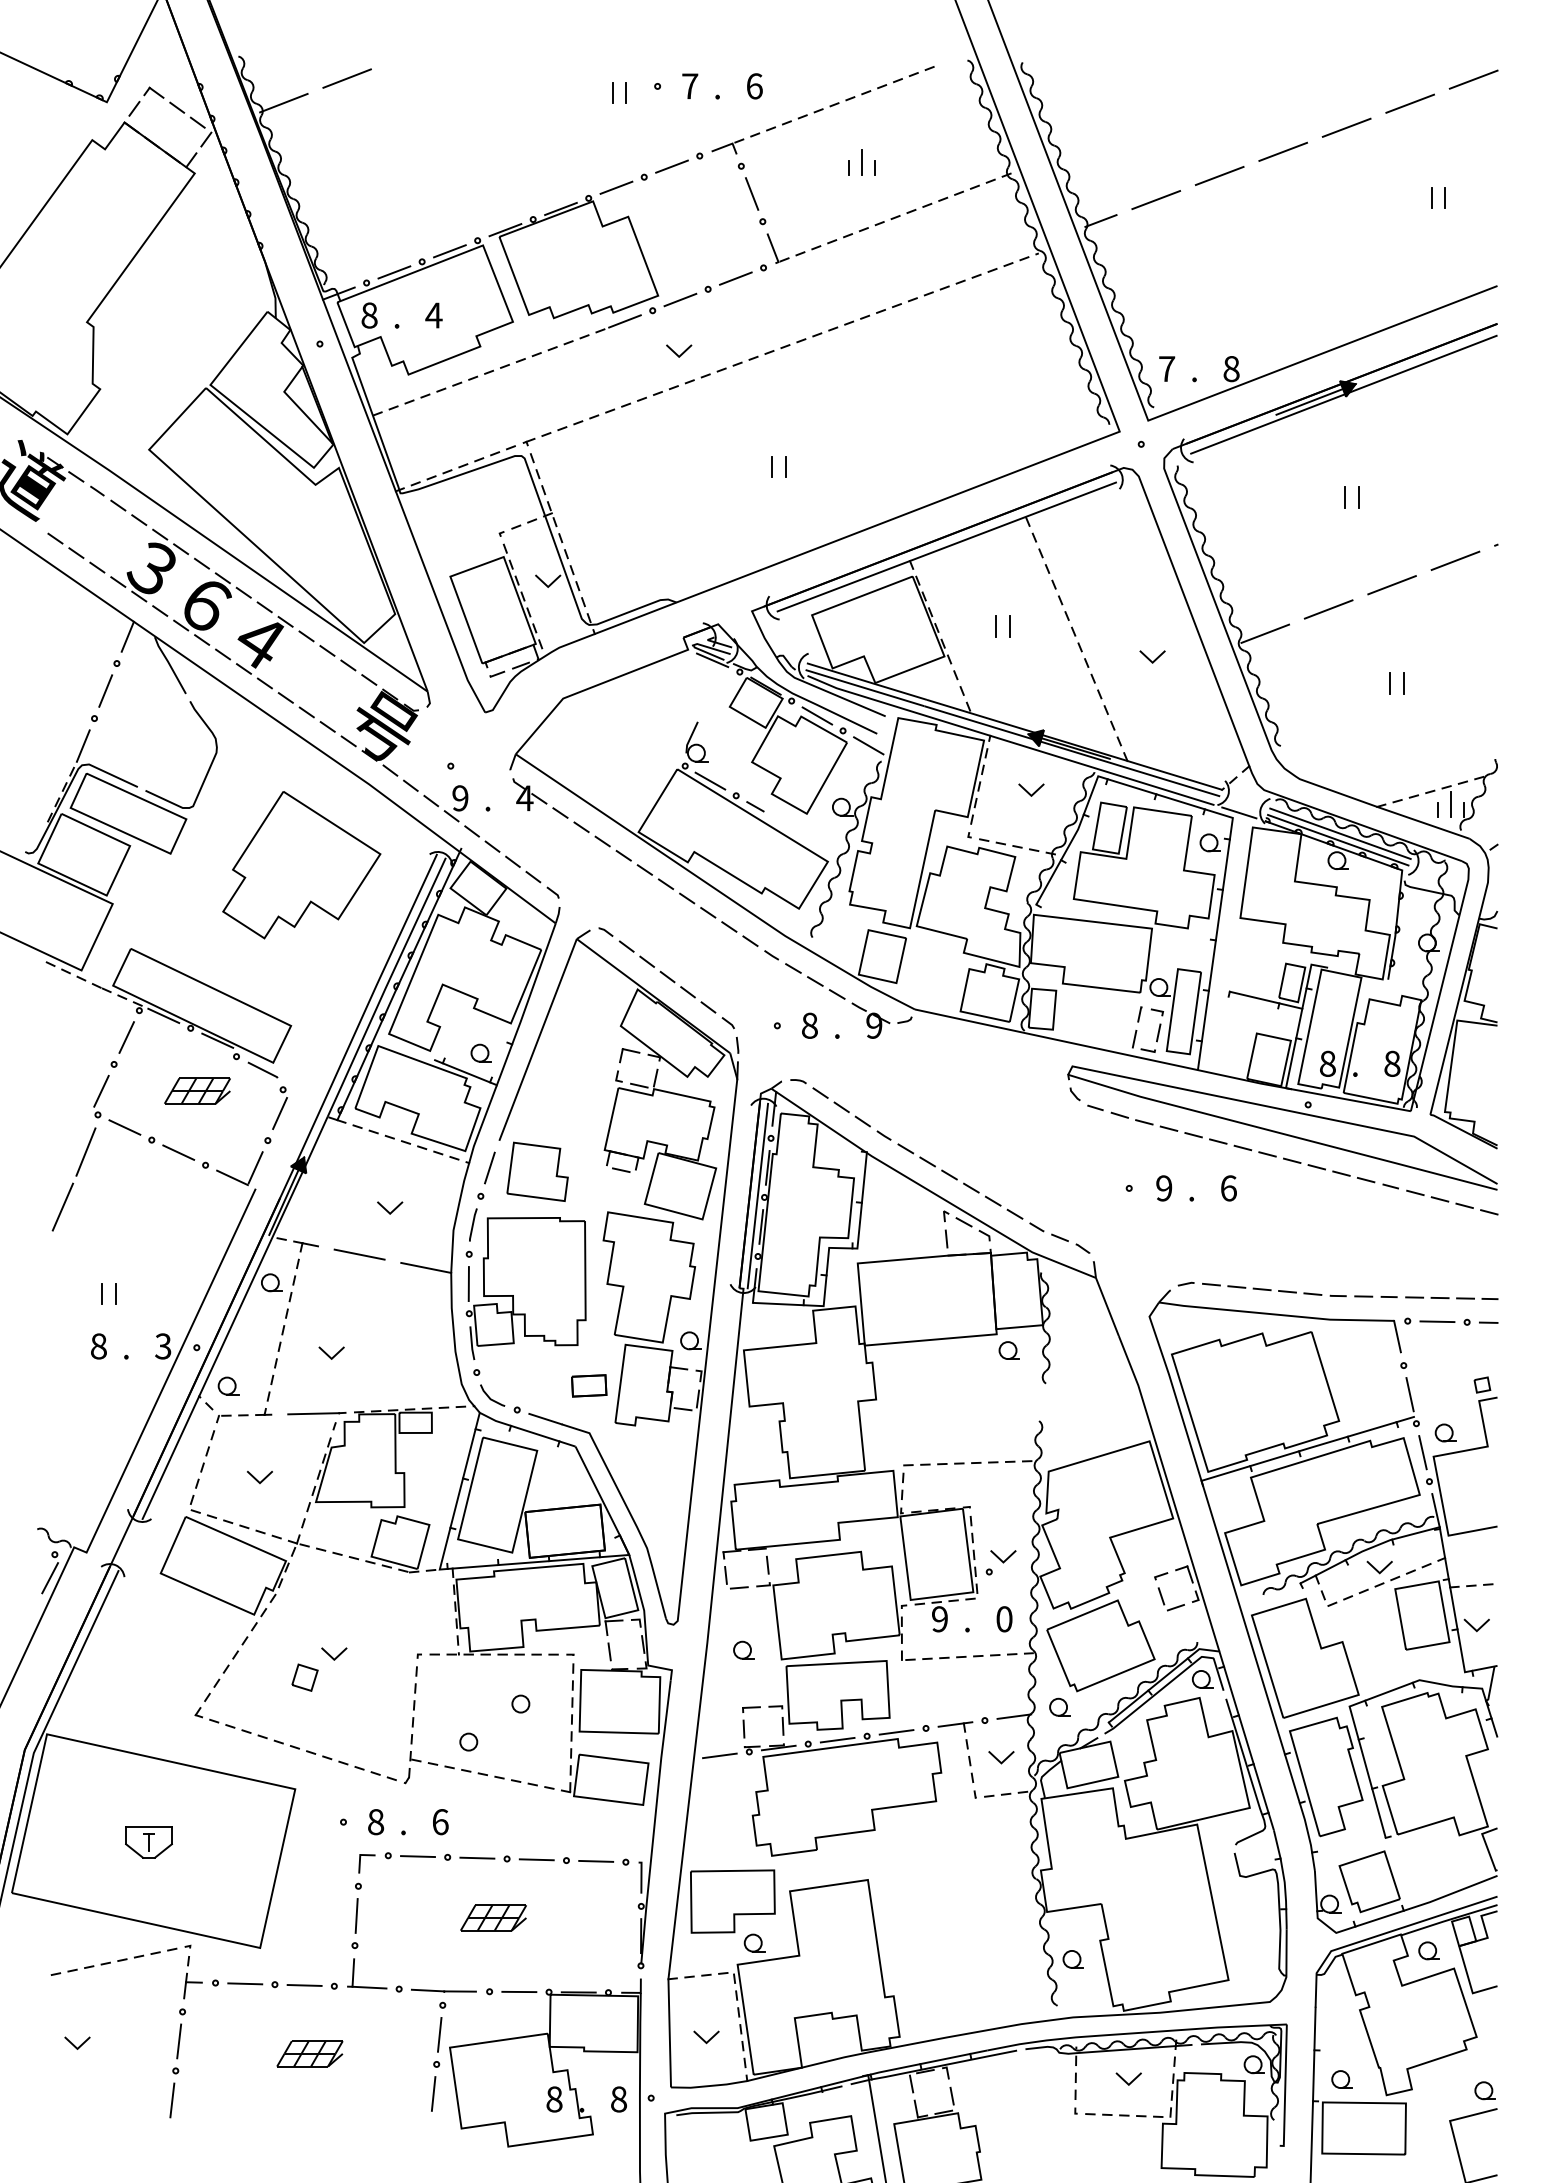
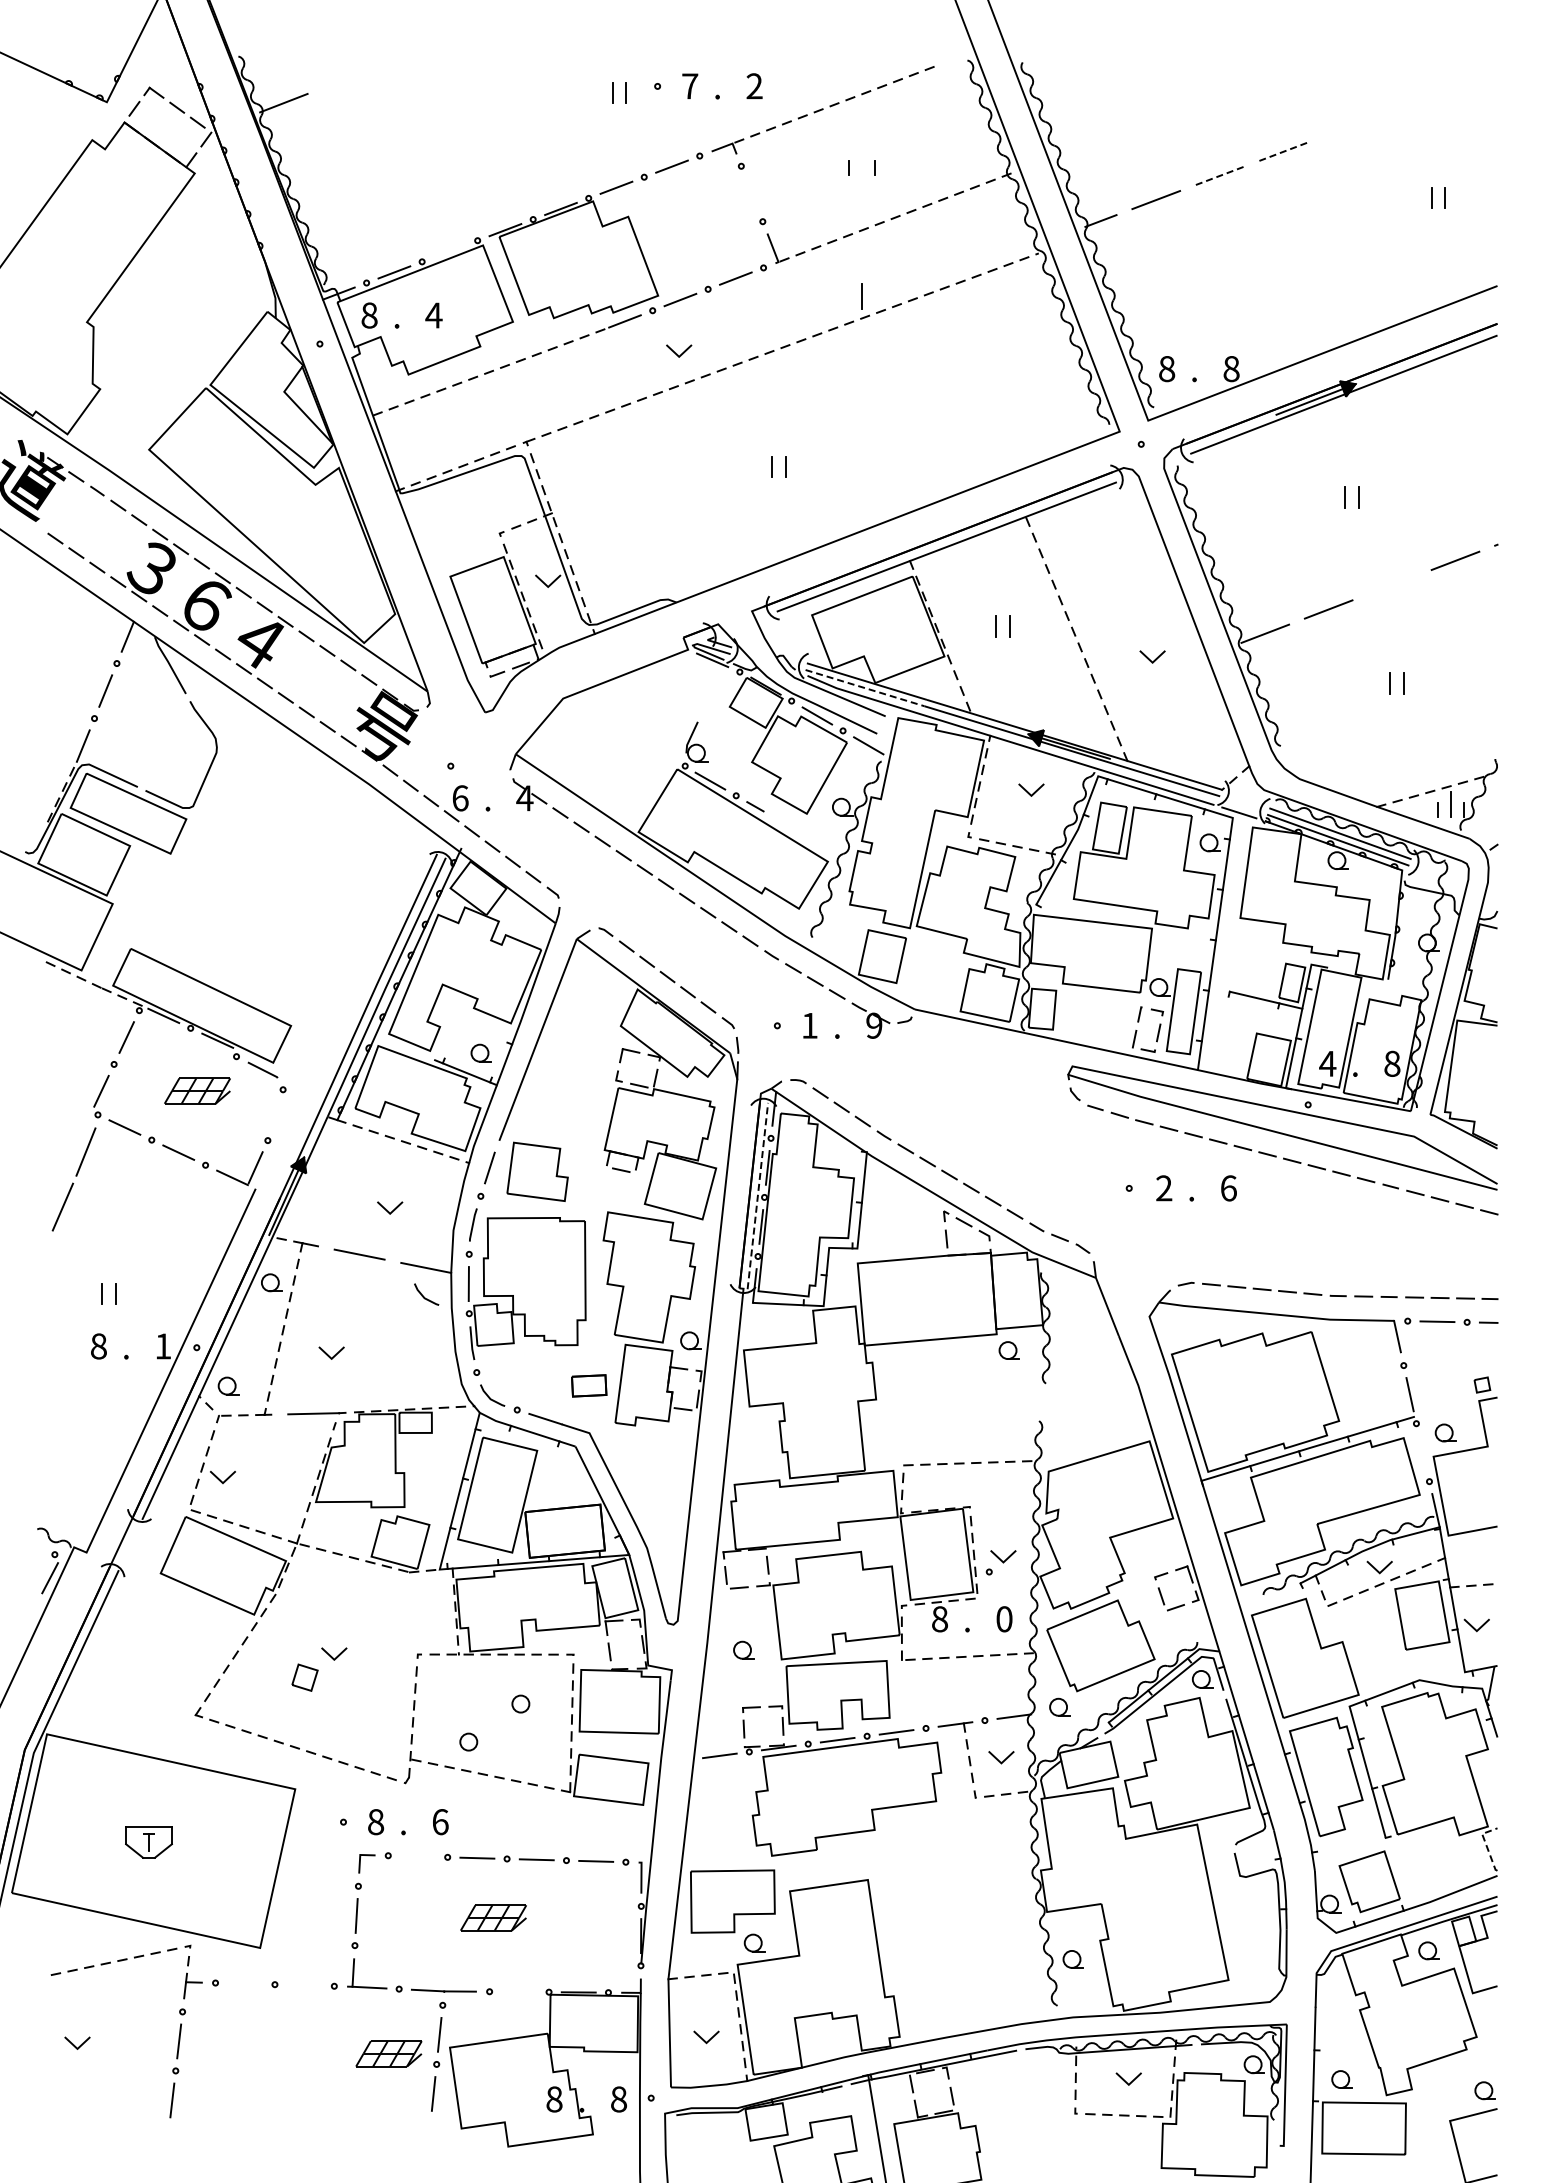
line: present -> none (346, 78)
line: present -> none (1473, 79)
text: 6 -> 2 (754, 86)
line: present -> none (1410, 103)
line: present -> none (1346, 127)
line: solid -> dashed (1282, 152)
line position: (861, 162) -> (861, 296) (861, 296)
line: solid -> dashed (1219, 176)
line: present -> none (752, 193)
line: present -> none (449, 251)
text: 7 -> 8 (1167, 369)
line: present -> none (1391, 585)
line: solid -> dashed (865, 688)
text: 9 -> 6 (460, 798)
part: present -> none (301, 865)
text: 8 -> 1 (809, 1025)
text: 8 -> 4 (1327, 1063)
line: present -> none (280, 1113)
text: 9 -> 2 (1164, 1188)
line: solid -> dashed (757, 1196)
line: none -> present (424, 1296)
text: 3 -> 1 (163, 1346)
line: present -> none (1422, 1452)
line position: (257, 1479) -> (220, 1479) (220, 1479)
text: 9 -> 8 (939, 1619)
line: solid -> dashed (1486, 1845)
line: present -> none (417, 1856)
line: present -> none (245, 1983)
line: present -> none (304, 1985)
line: present -> none (519, 1991)
part position: (309, 2053) -> (388, 2053) (388, 2053)
